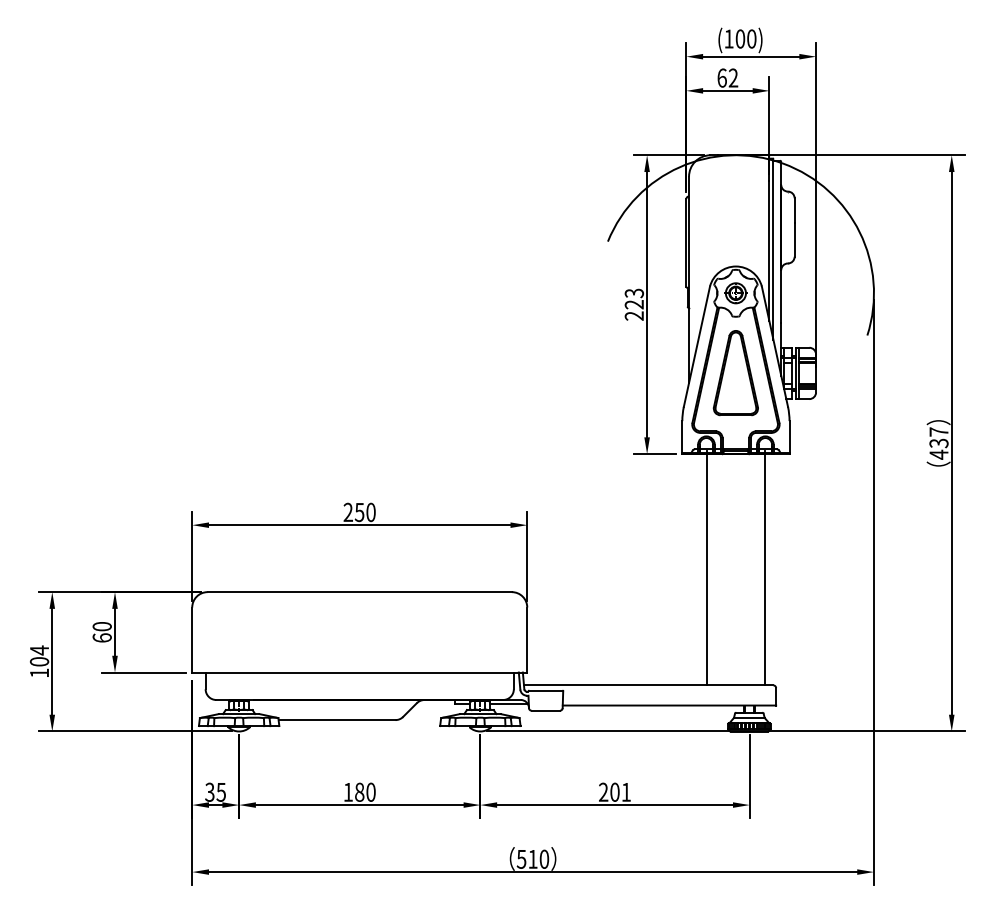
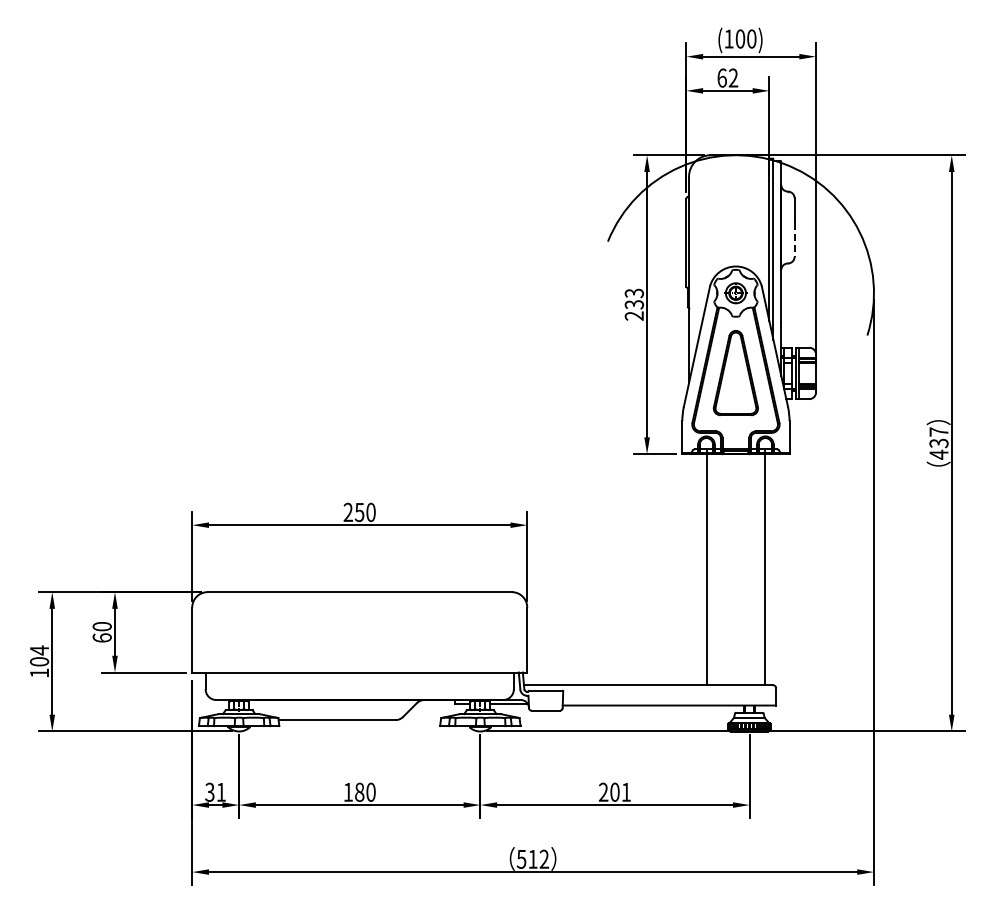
line: solid -> dashed (794, 240)
text: 223 -> 233 (634, 304)
text: 35 -> 31 (220, 792)
text: 510 -> 512 (544, 858)
